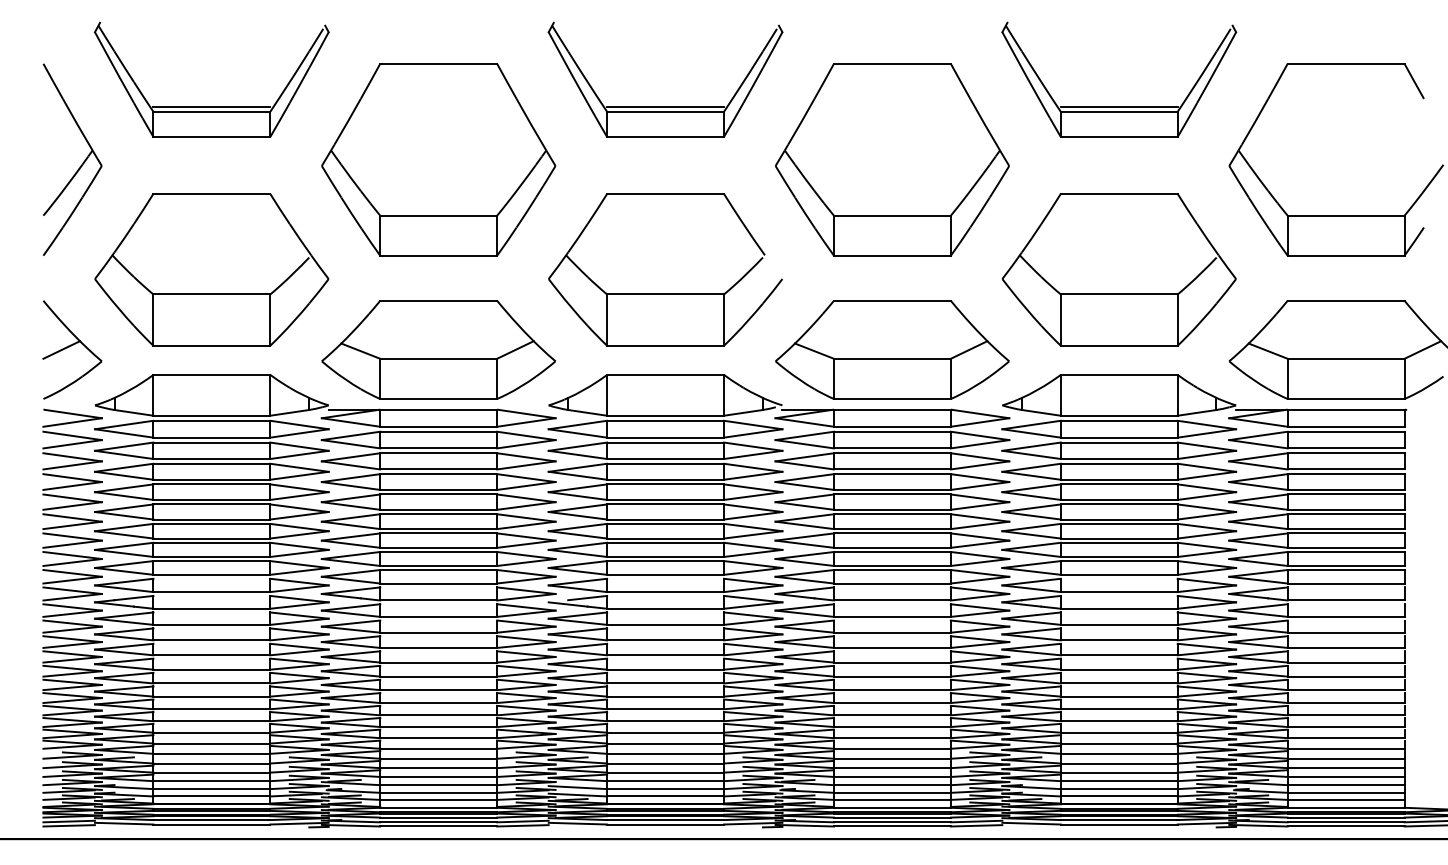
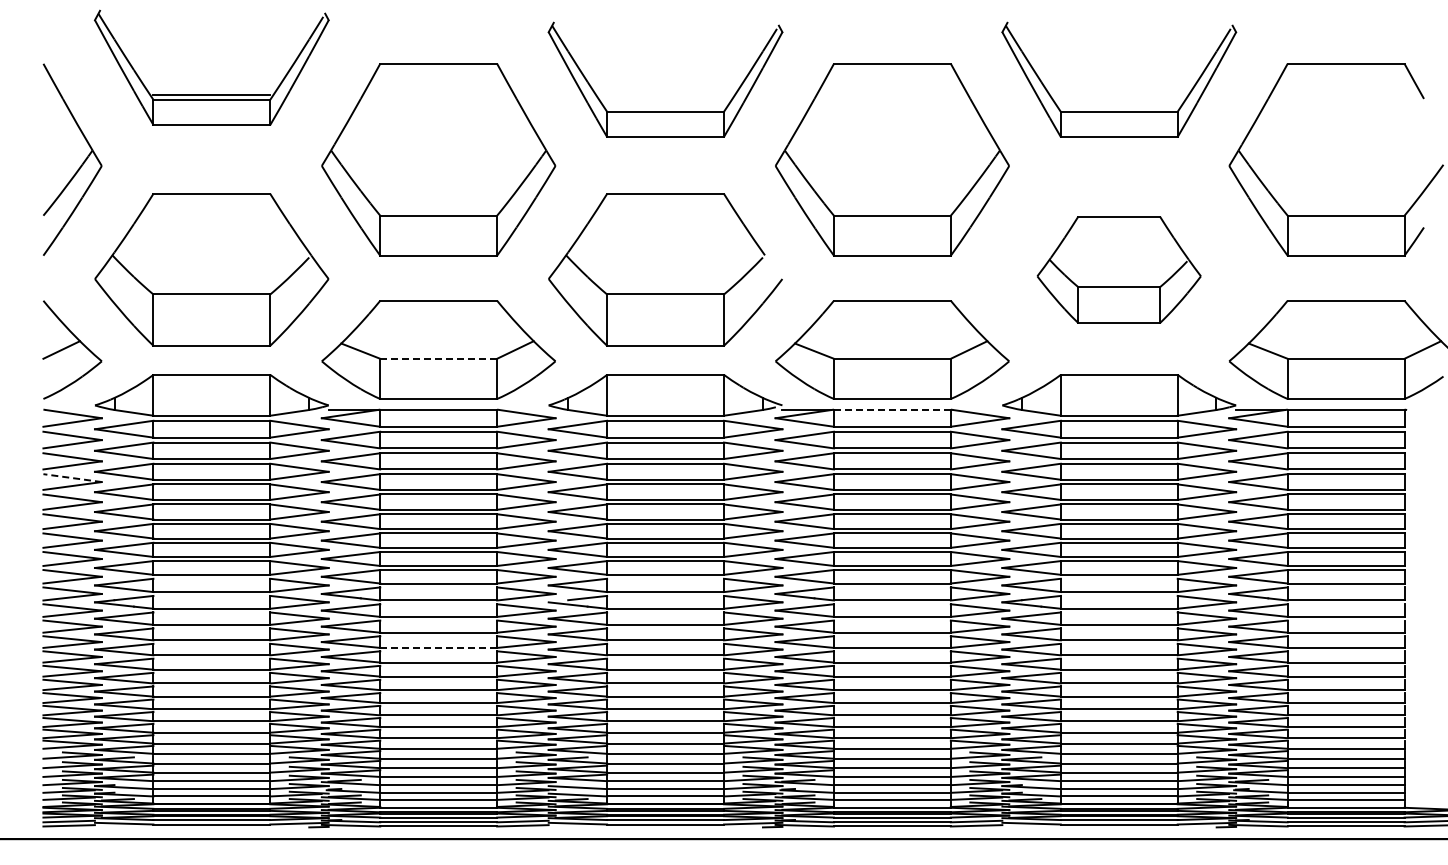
part position: (211, 106) -> (211, 94) (211, 94)
line: present -> none (665, 106)
line: present -> none (1118, 106)
part size: 236x154 px -> 166x108 px (1118, 269)
line: solid -> dashed (439, 358)
line: solid -> dashed (891, 409)
line: solid -> dashed (72, 478)
line: solid -> dashed (439, 647)
